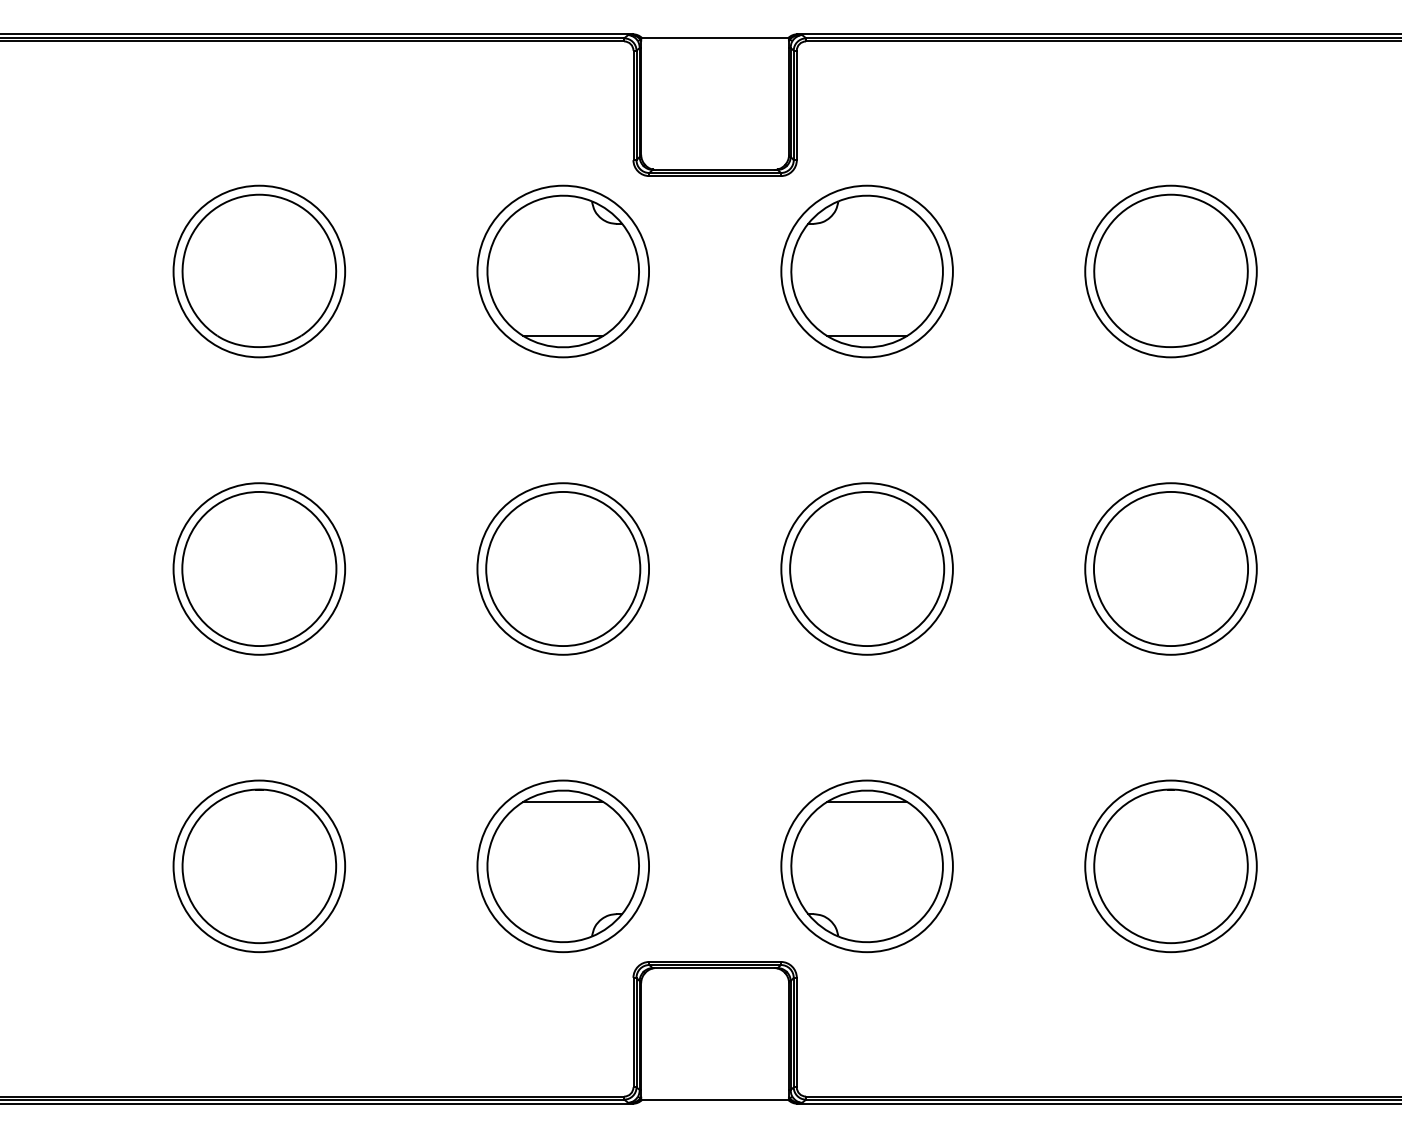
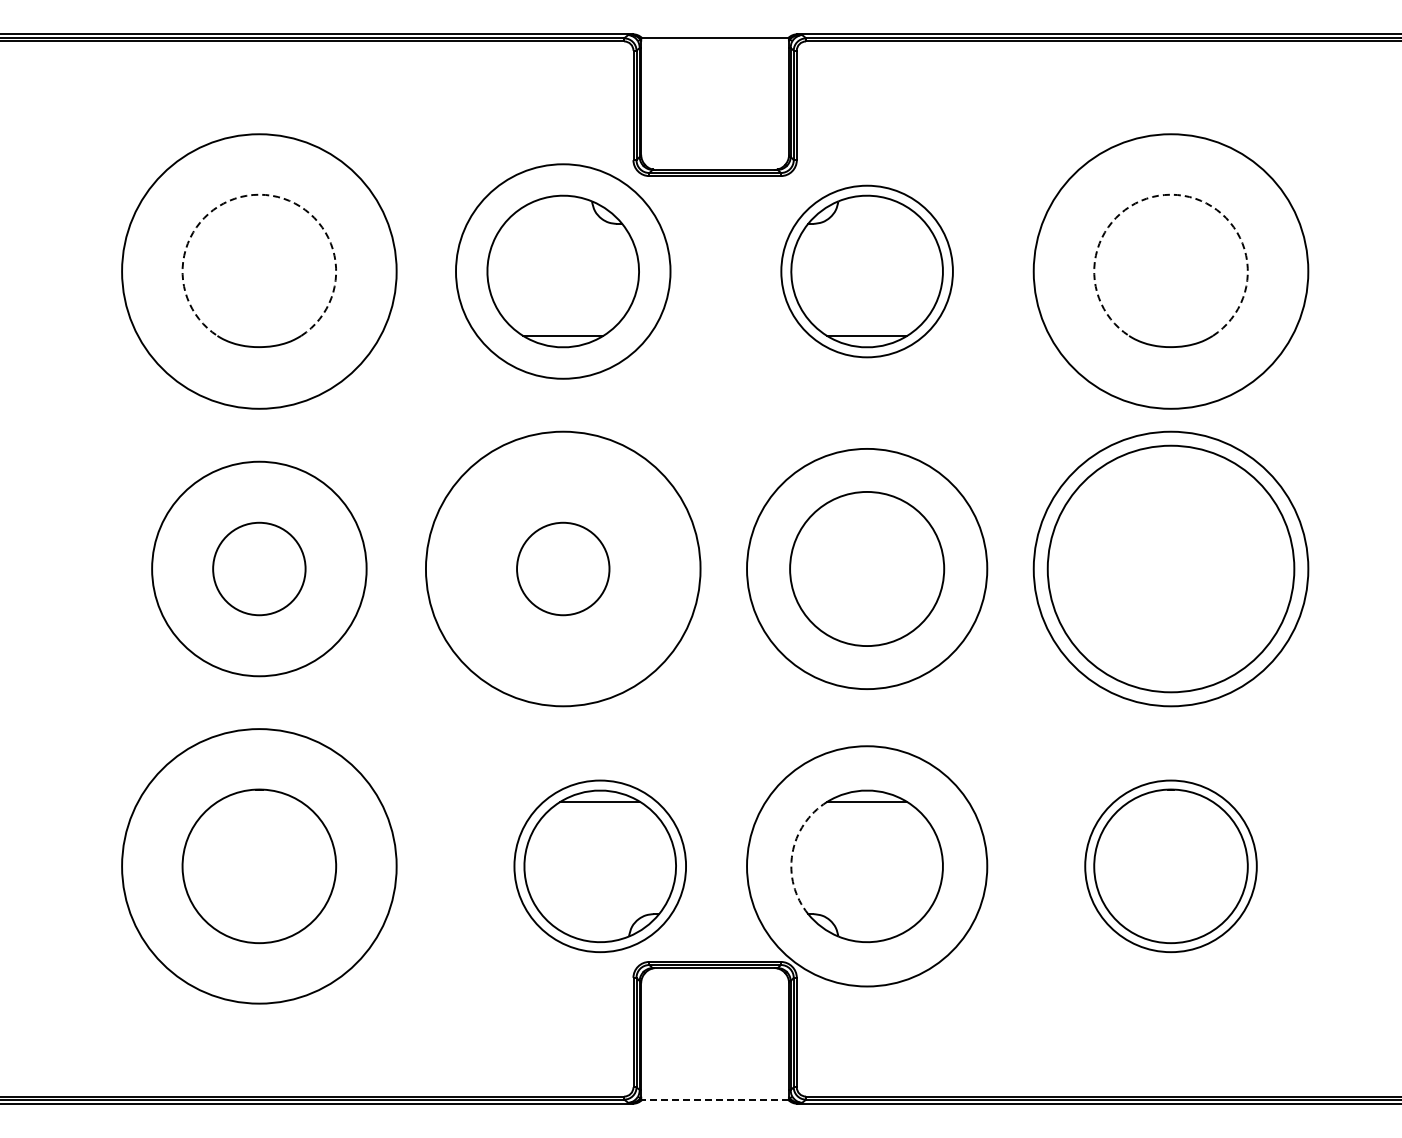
arc: solid -> dashed (259, 194)
arc: solid -> dashed (1171, 194)
circle diameter: 172 px -> 275 px (259, 271)
circle diameter: 172 px -> 215 px (563, 271)
circle diameter: 172 px -> 275 px (1170, 271)
circle diameter: 154 px -> 92 px (259, 568)
circle diameter: 172 px -> 215 px (259, 568)
circle diameter: 154 px -> 92 px (563, 568)
circle diameter: 172 px -> 275 px (562, 568)
circle diameter: 172 px -> 240 px (867, 568)
part size: 174x174 px -> 278x278 px (1170, 568)
arc: solid -> dashed (792, 853)
circle diameter: 172 px -> 275 px (259, 866)
part position: (562, 866) -> (599, 866) (599, 866)
circle diameter: 172 px -> 240 px (867, 866)
line: solid -> dashed (715, 1100)
